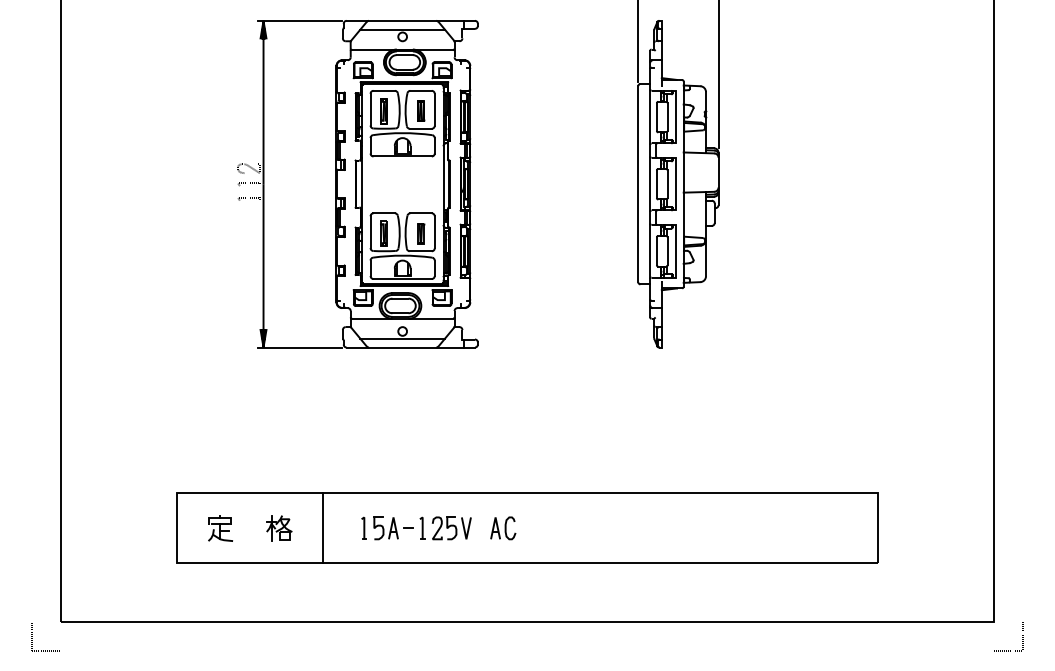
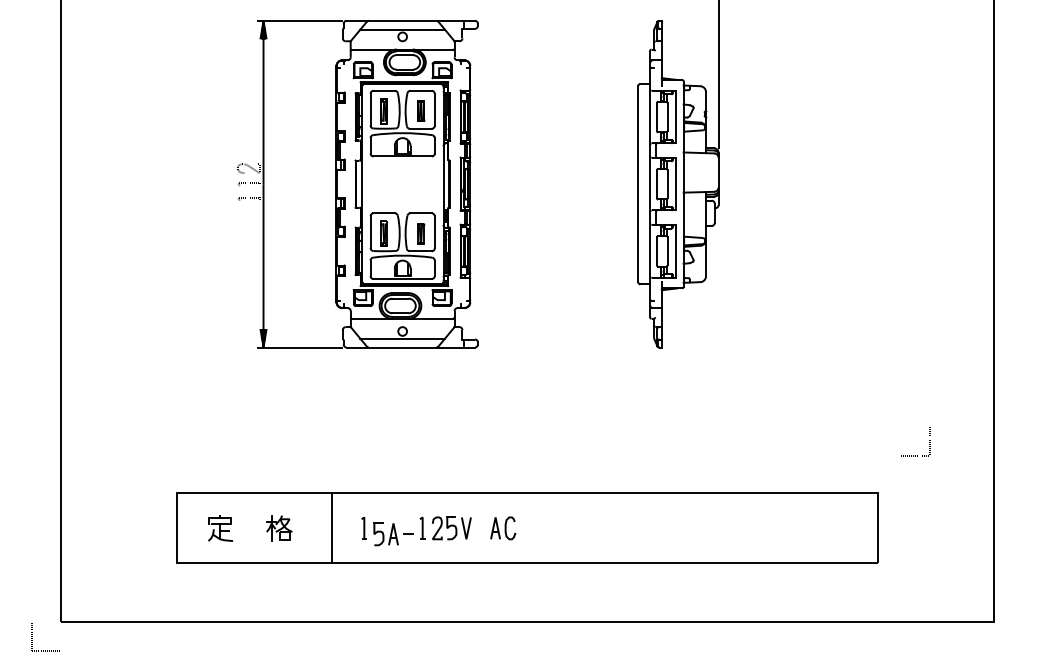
line: present -> none (638, 41)
line position: (323, 528) -> (332, 528) (332, 528)
part position: (393, 528) -> (393, 534) (393, 534)
line position: (1008, 650) -> (915, 455) (915, 455)
